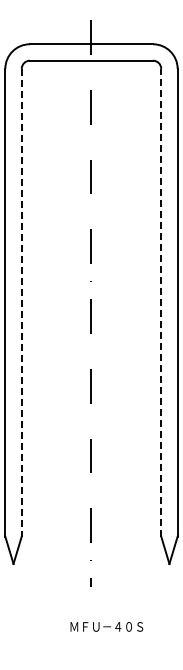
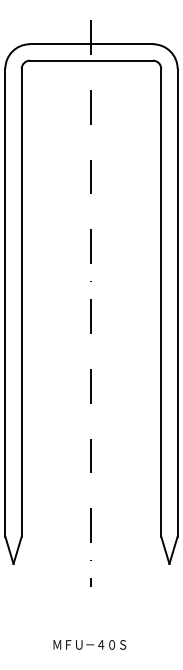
line: dashed -> solid (21, 302)
line: dashed -> solid (161, 302)
text position: (106, 626) -> (89, 644) (89, 644)
